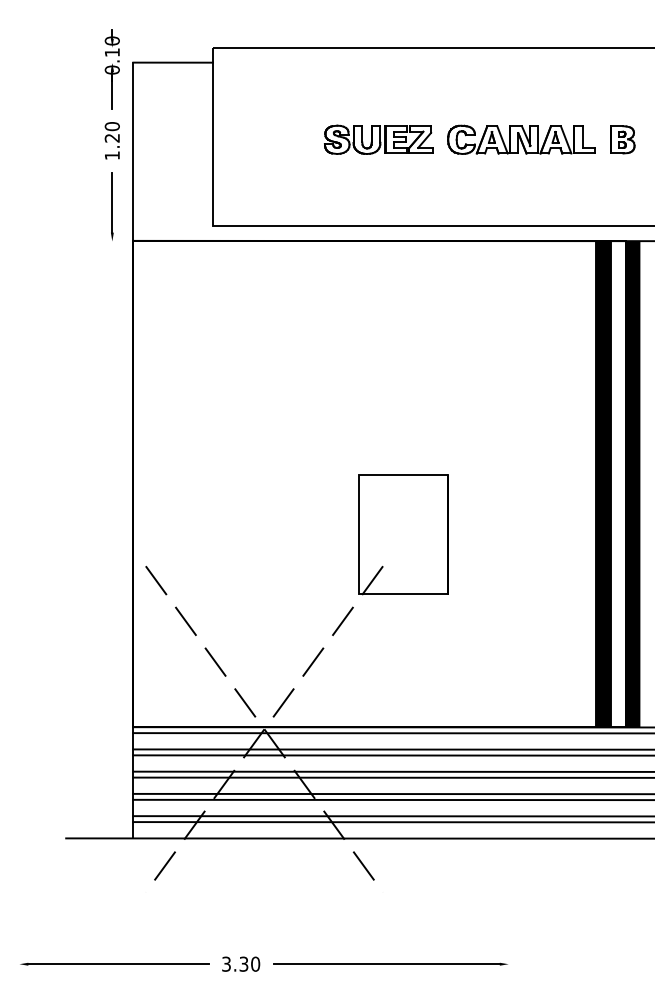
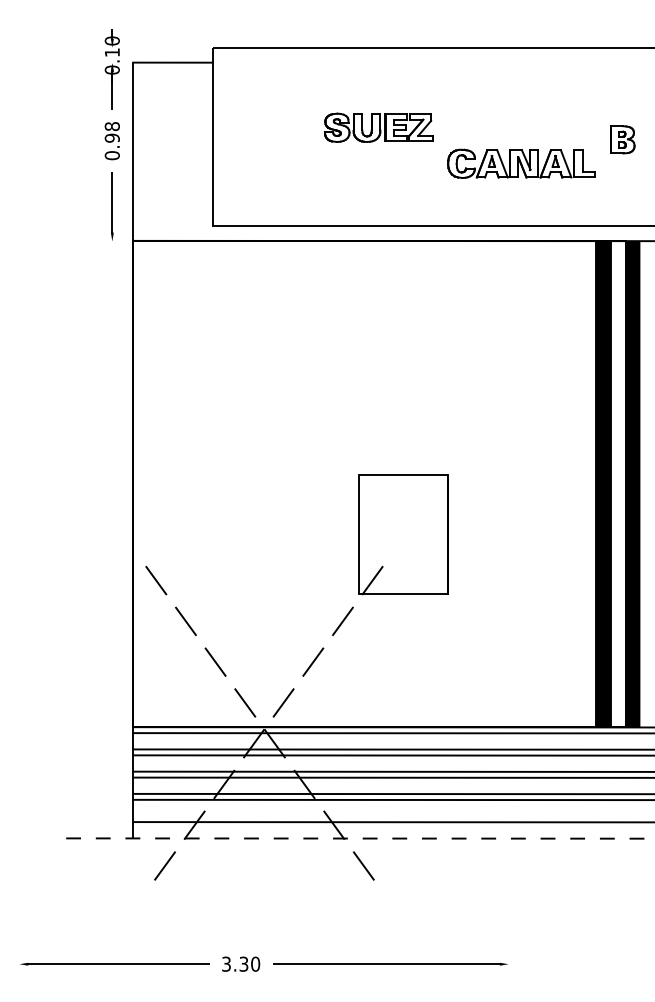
part position: (378, 139) -> (378, 127) (378, 127)
part position: (521, 139) -> (521, 163) (521, 163)
text: 1.20 -> 0.98 (111, 141)
line: present -> none (392, 816)
line: solid -> dashed (360, 838)
